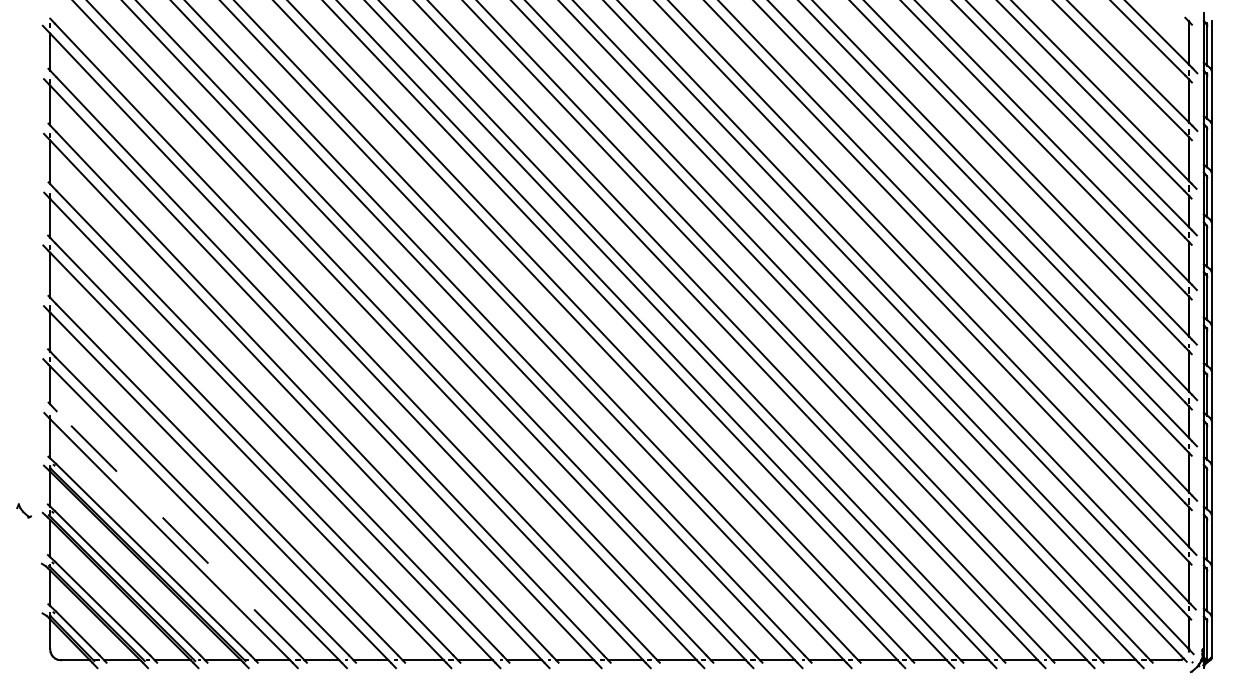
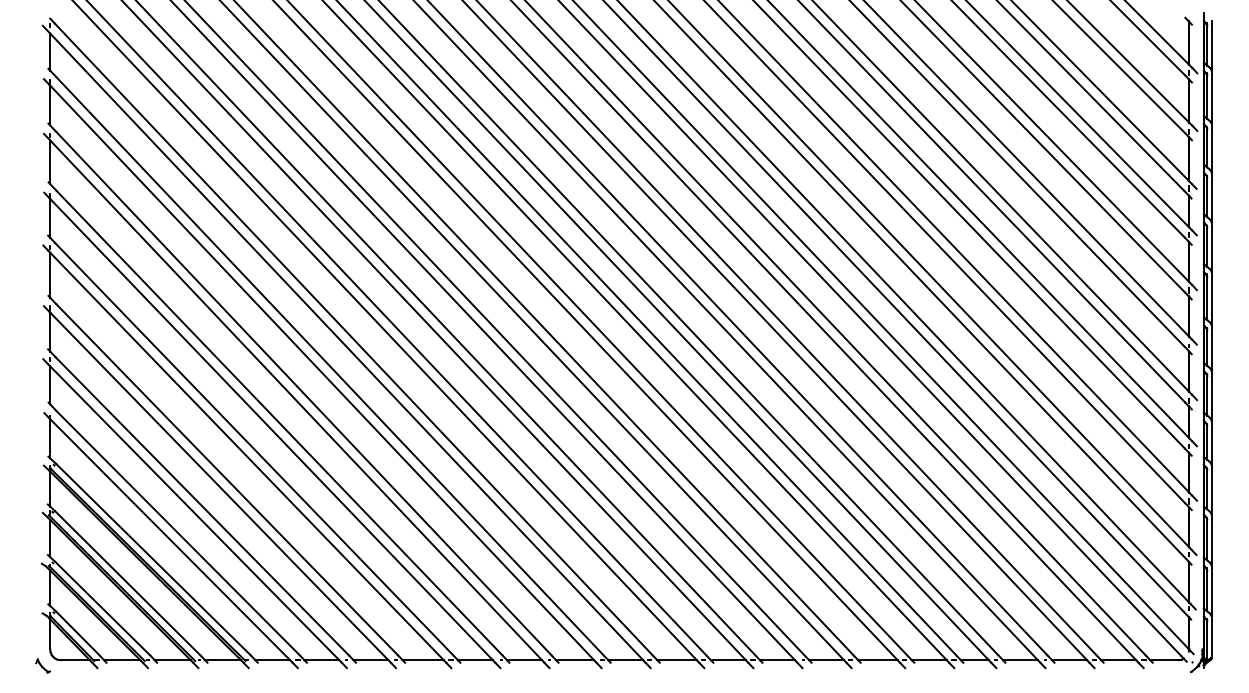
part position: (24, 510) -> (43, 665) (43, 665)
line: dashed -> solid (177, 532)
